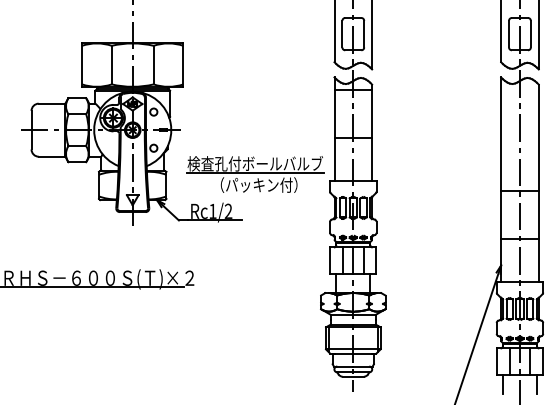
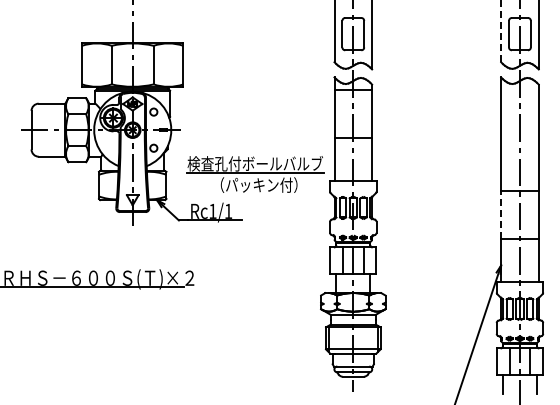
line: solid -> dashed (501, 31)
text: Rc1/2 -> Rc1/1 (228, 210)
line: solid -> dashed (501, 214)
